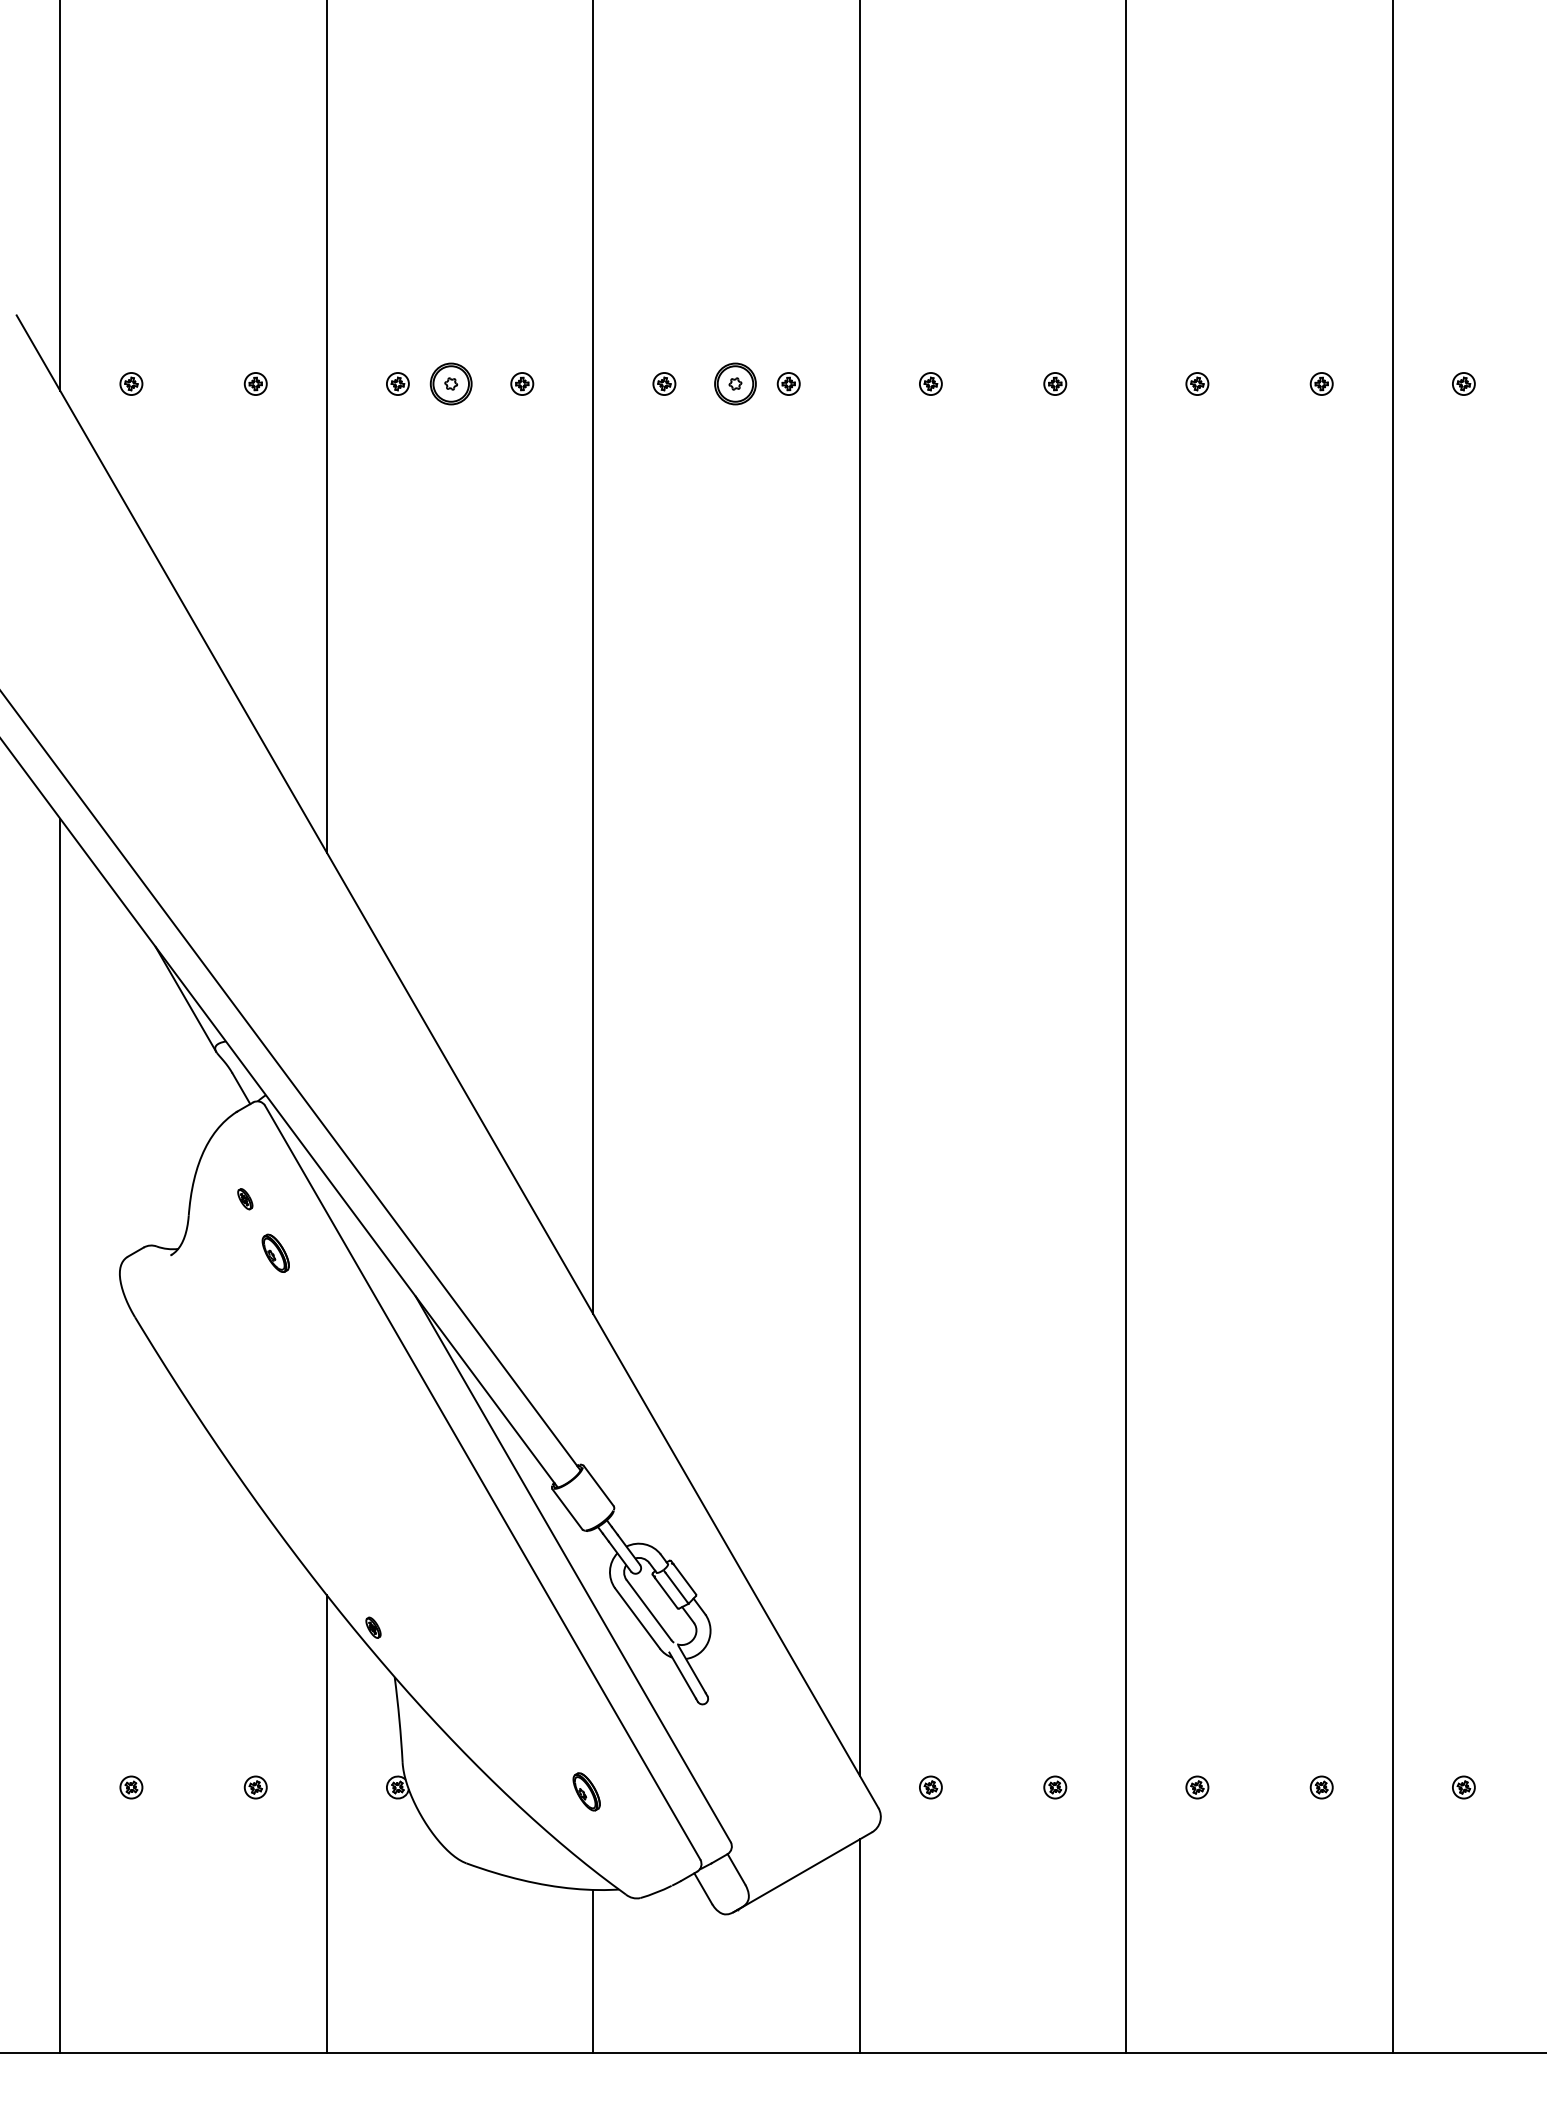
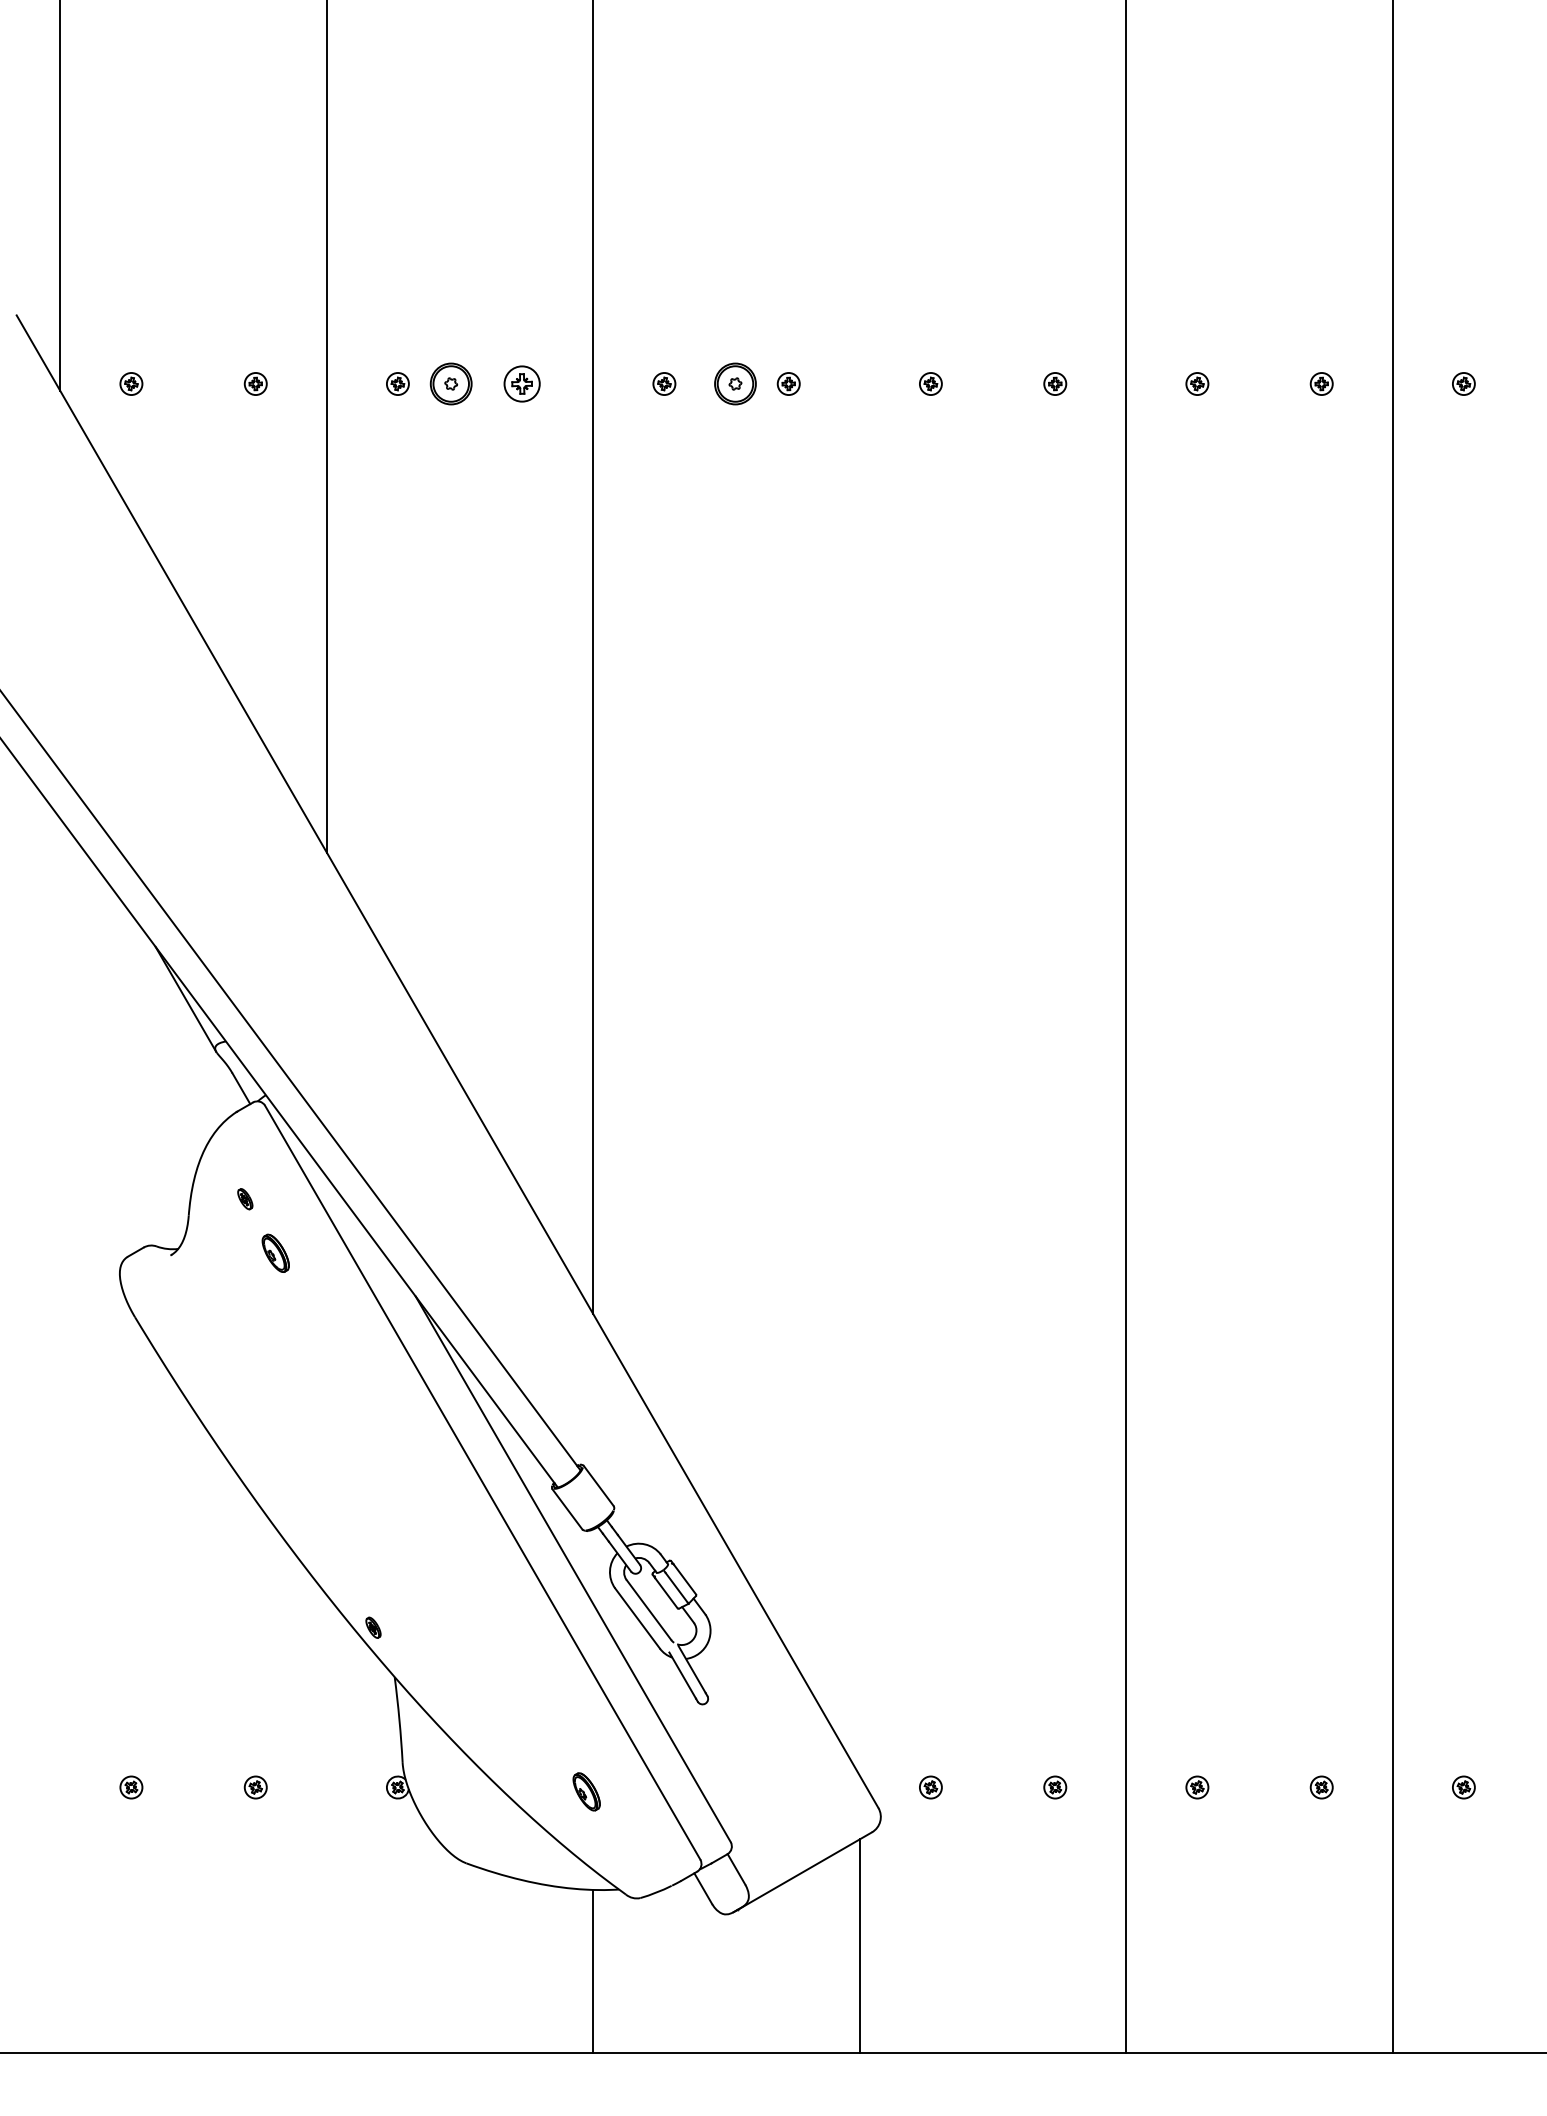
part size: 25x24 px -> 38x38 px (521, 383)
line: present -> none (859, 888)
line: present -> none (60, 1435)
line: present -> none (326, 1823)
